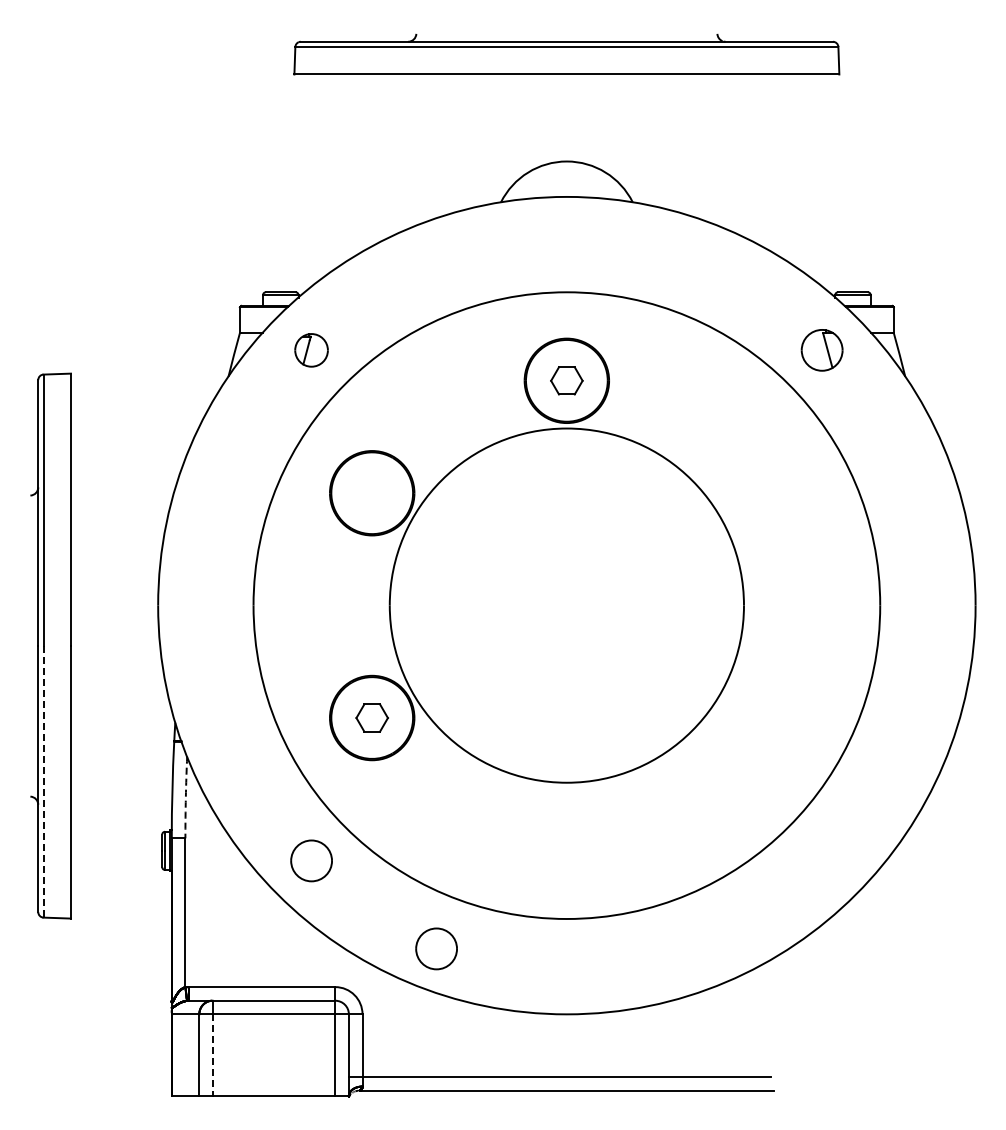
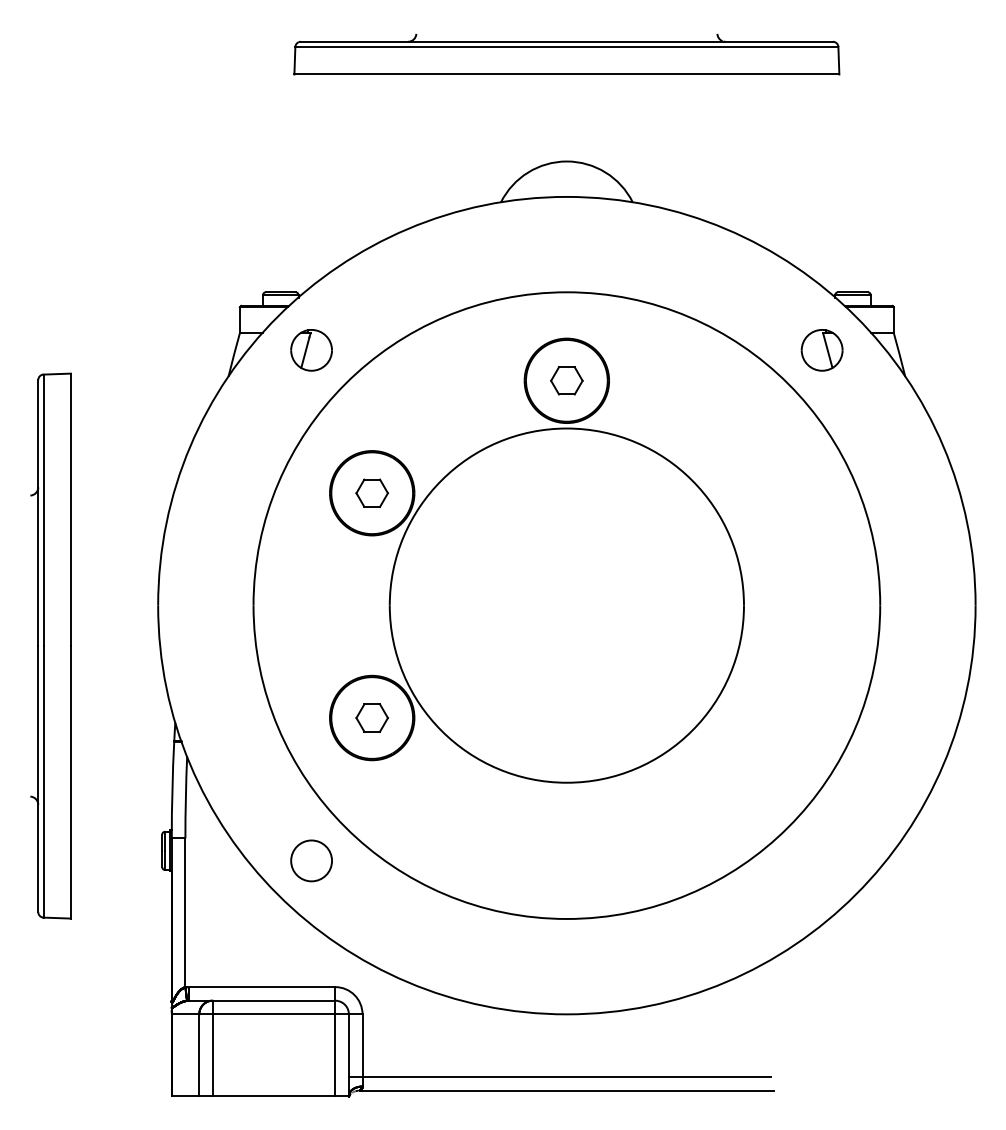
part size: 35x35 px -> 43x43 px (311, 350)
part: none -> present (371, 492)
line: dashed -> solid (43, 781)
arc: dashed -> solid (185, 797)
part: present -> none (436, 948)
line: dashed -> solid (212, 1055)
